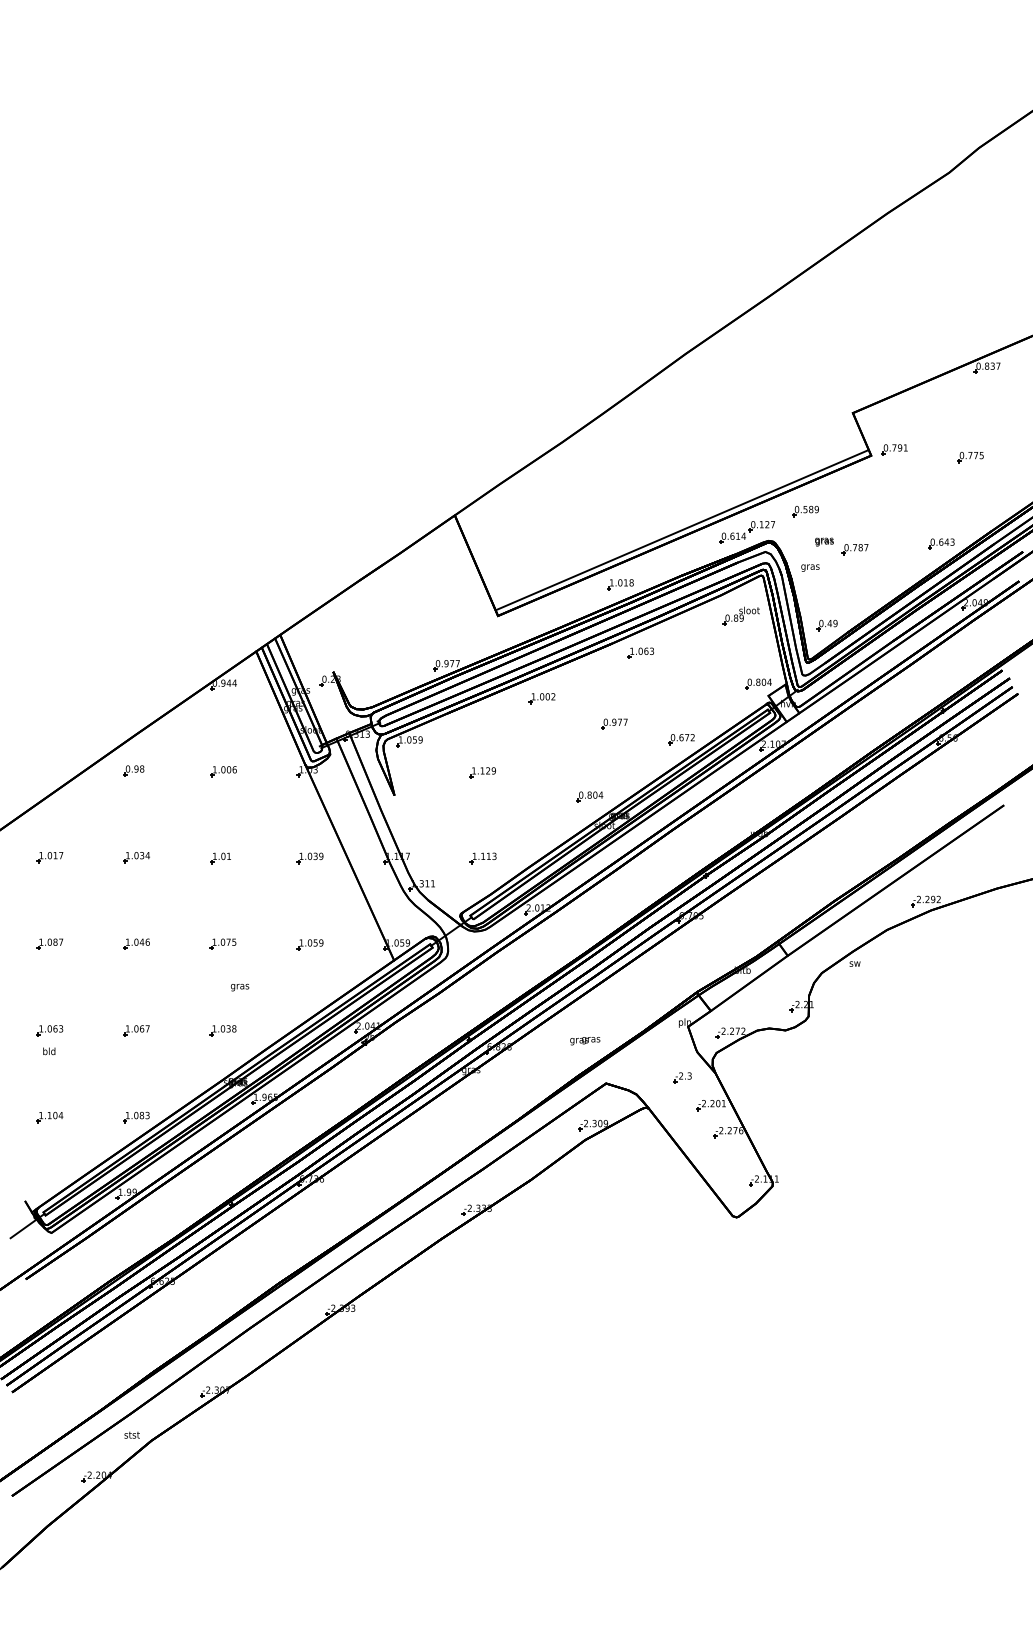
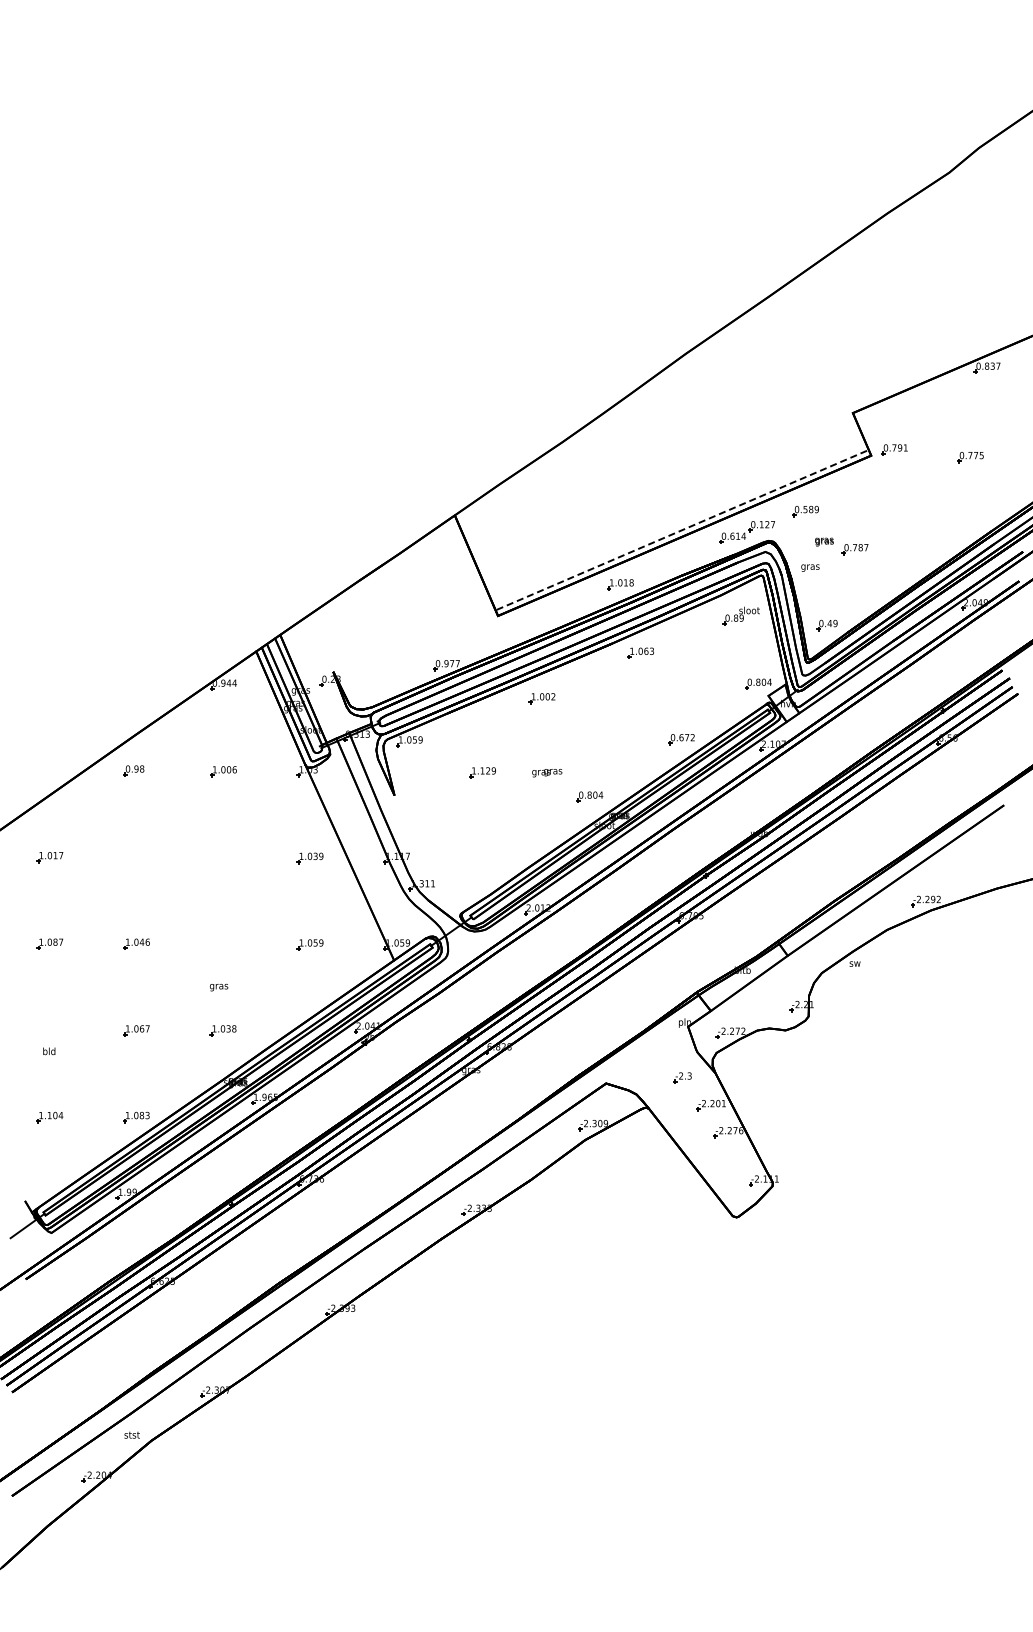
line: solid -> dashed (682, 530)
part: present -> none (941, 543)
part: present -> none (614, 723)
part: present -> none (136, 857)
part: present -> none (220, 858)
part: present -> none (482, 858)
part: present -> none (222, 943)
text position: (239, 987) -> (218, 987) (218, 987)
part: present -> none (49, 1030)
text position: (585, 1041) -> (547, 773) (547, 773)
